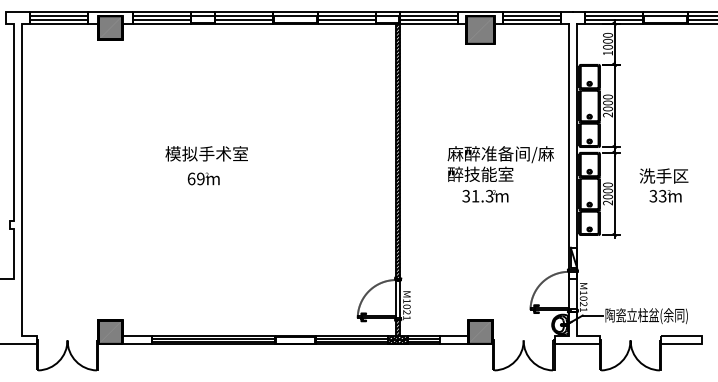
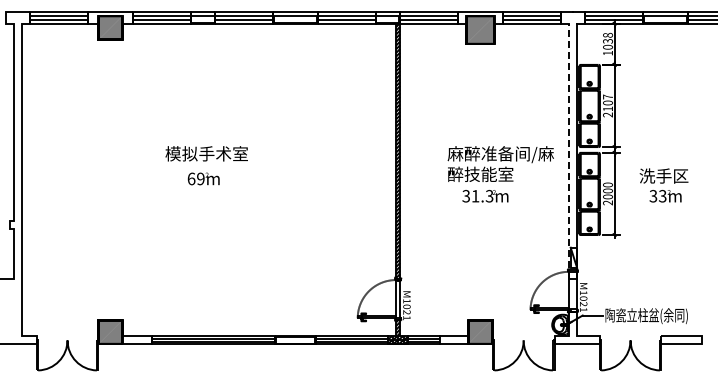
text: 1000 -> 1038 (607, 37)
text: 2000 -> 2107 (607, 102)
line: solid -> dashed (568, 150)
